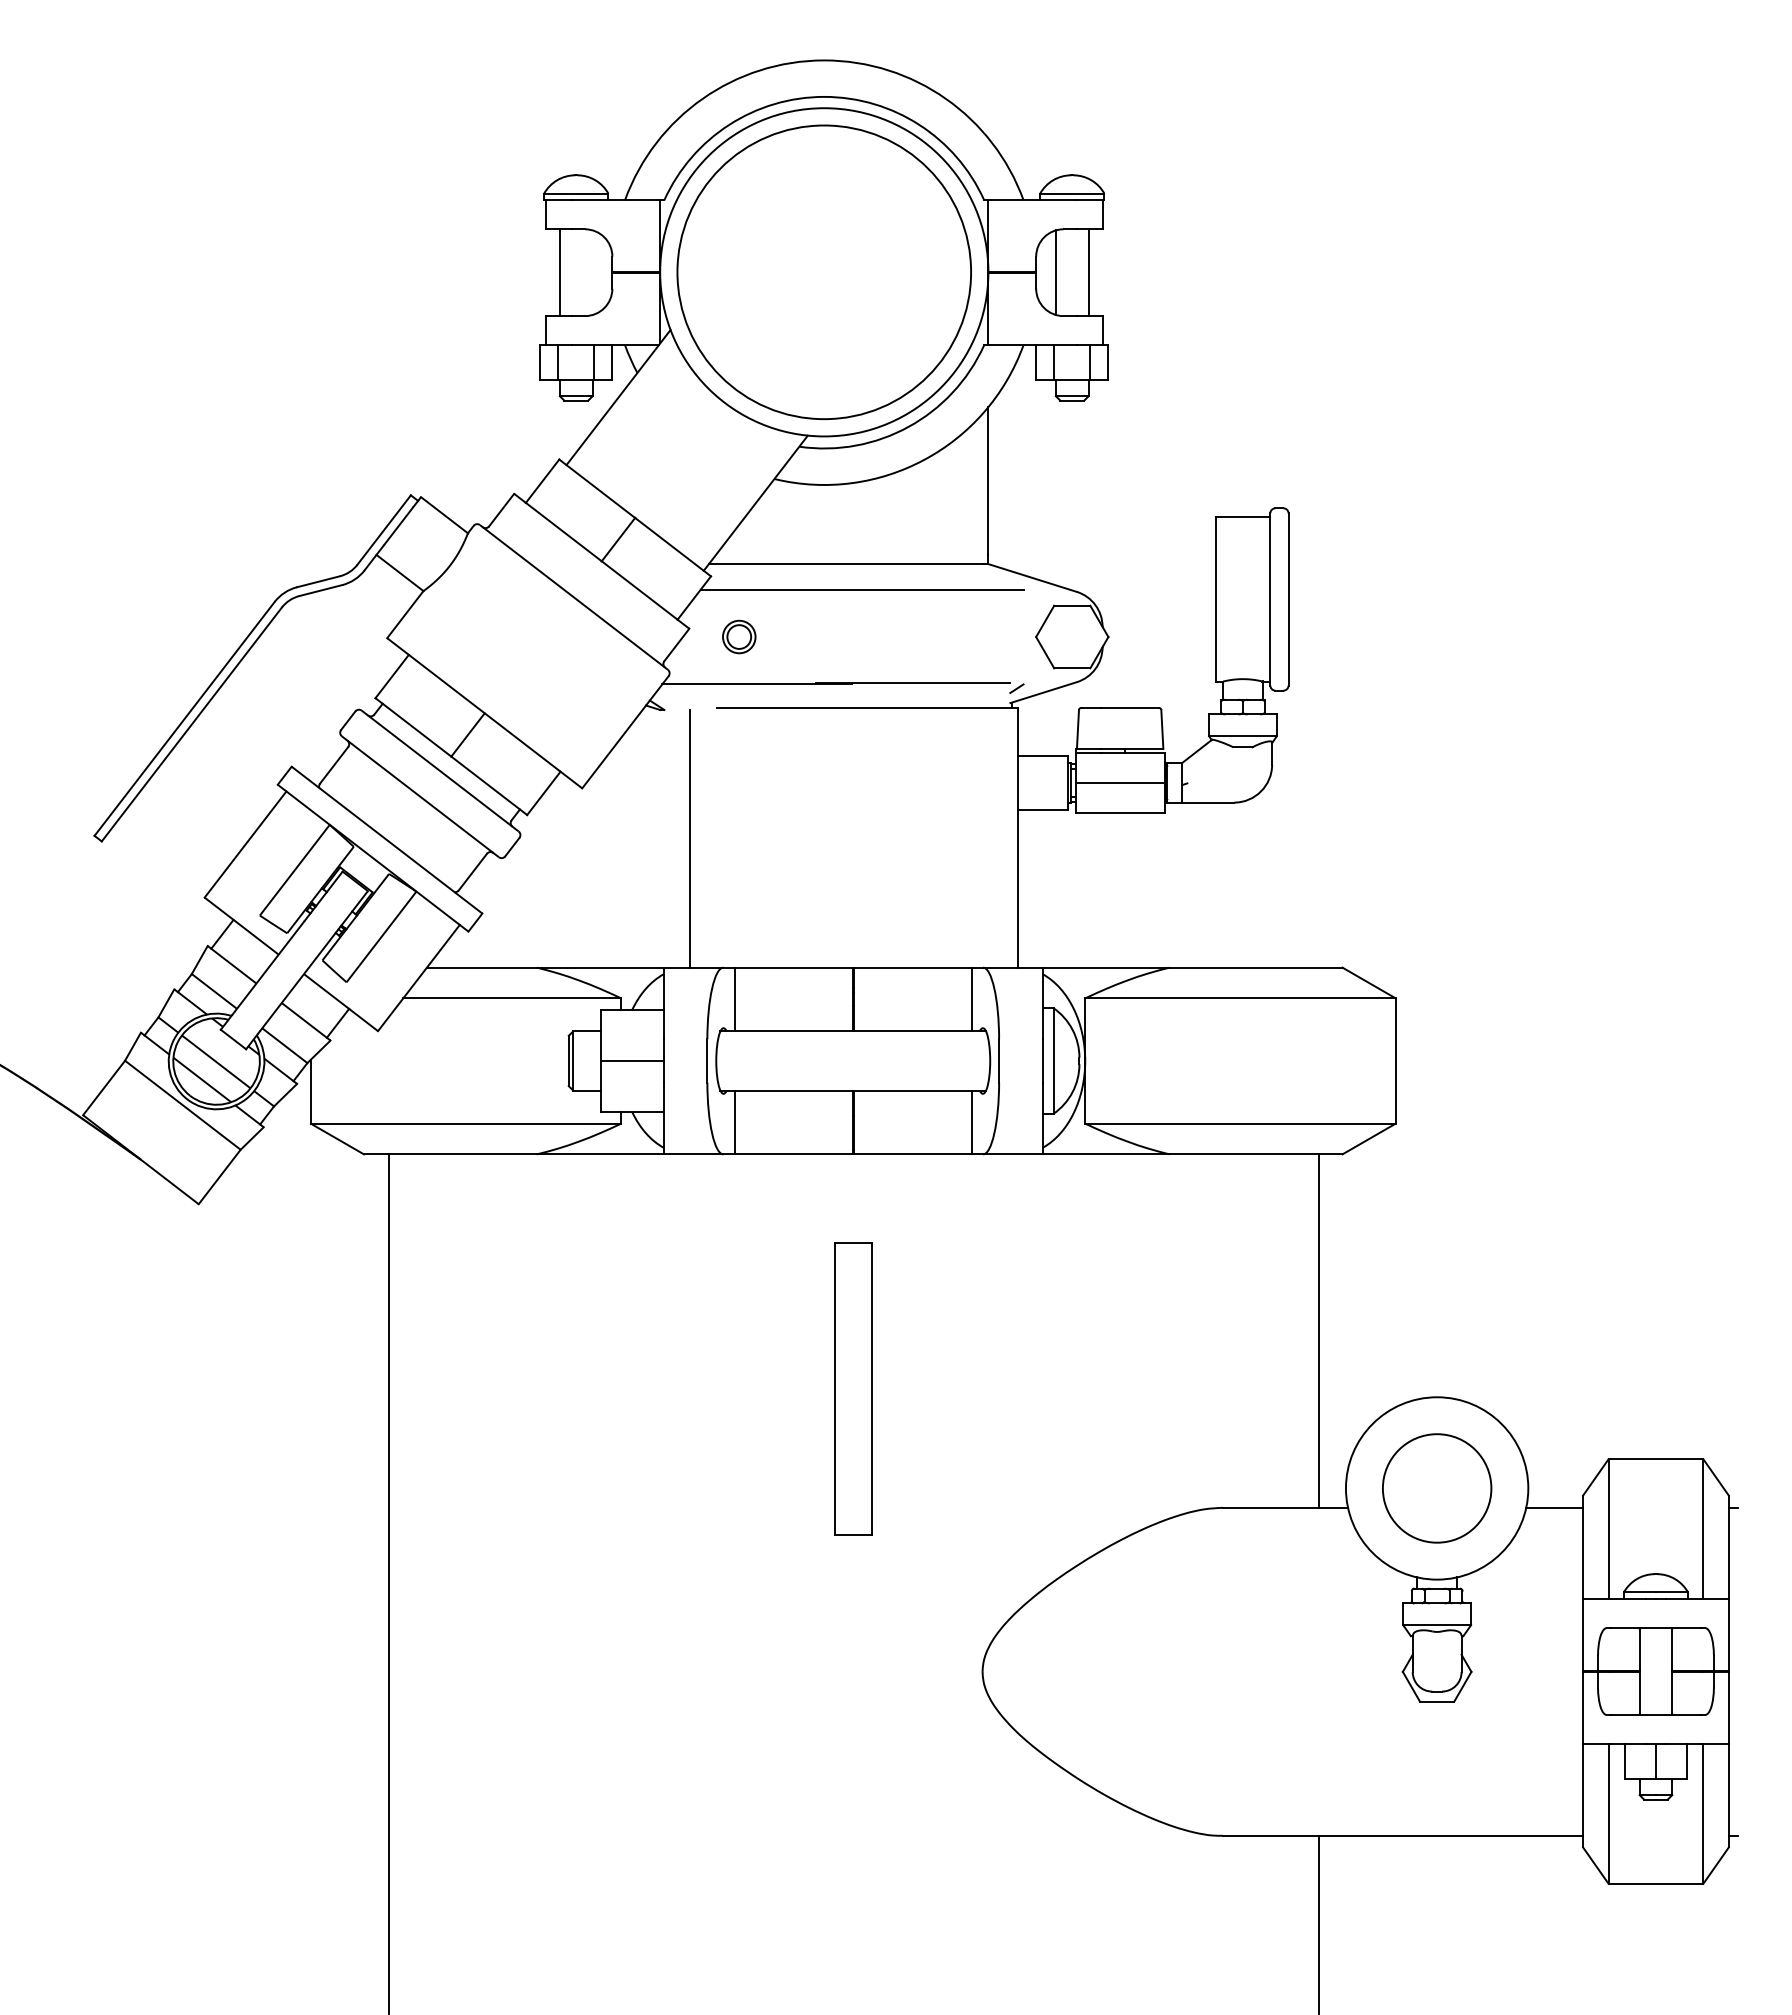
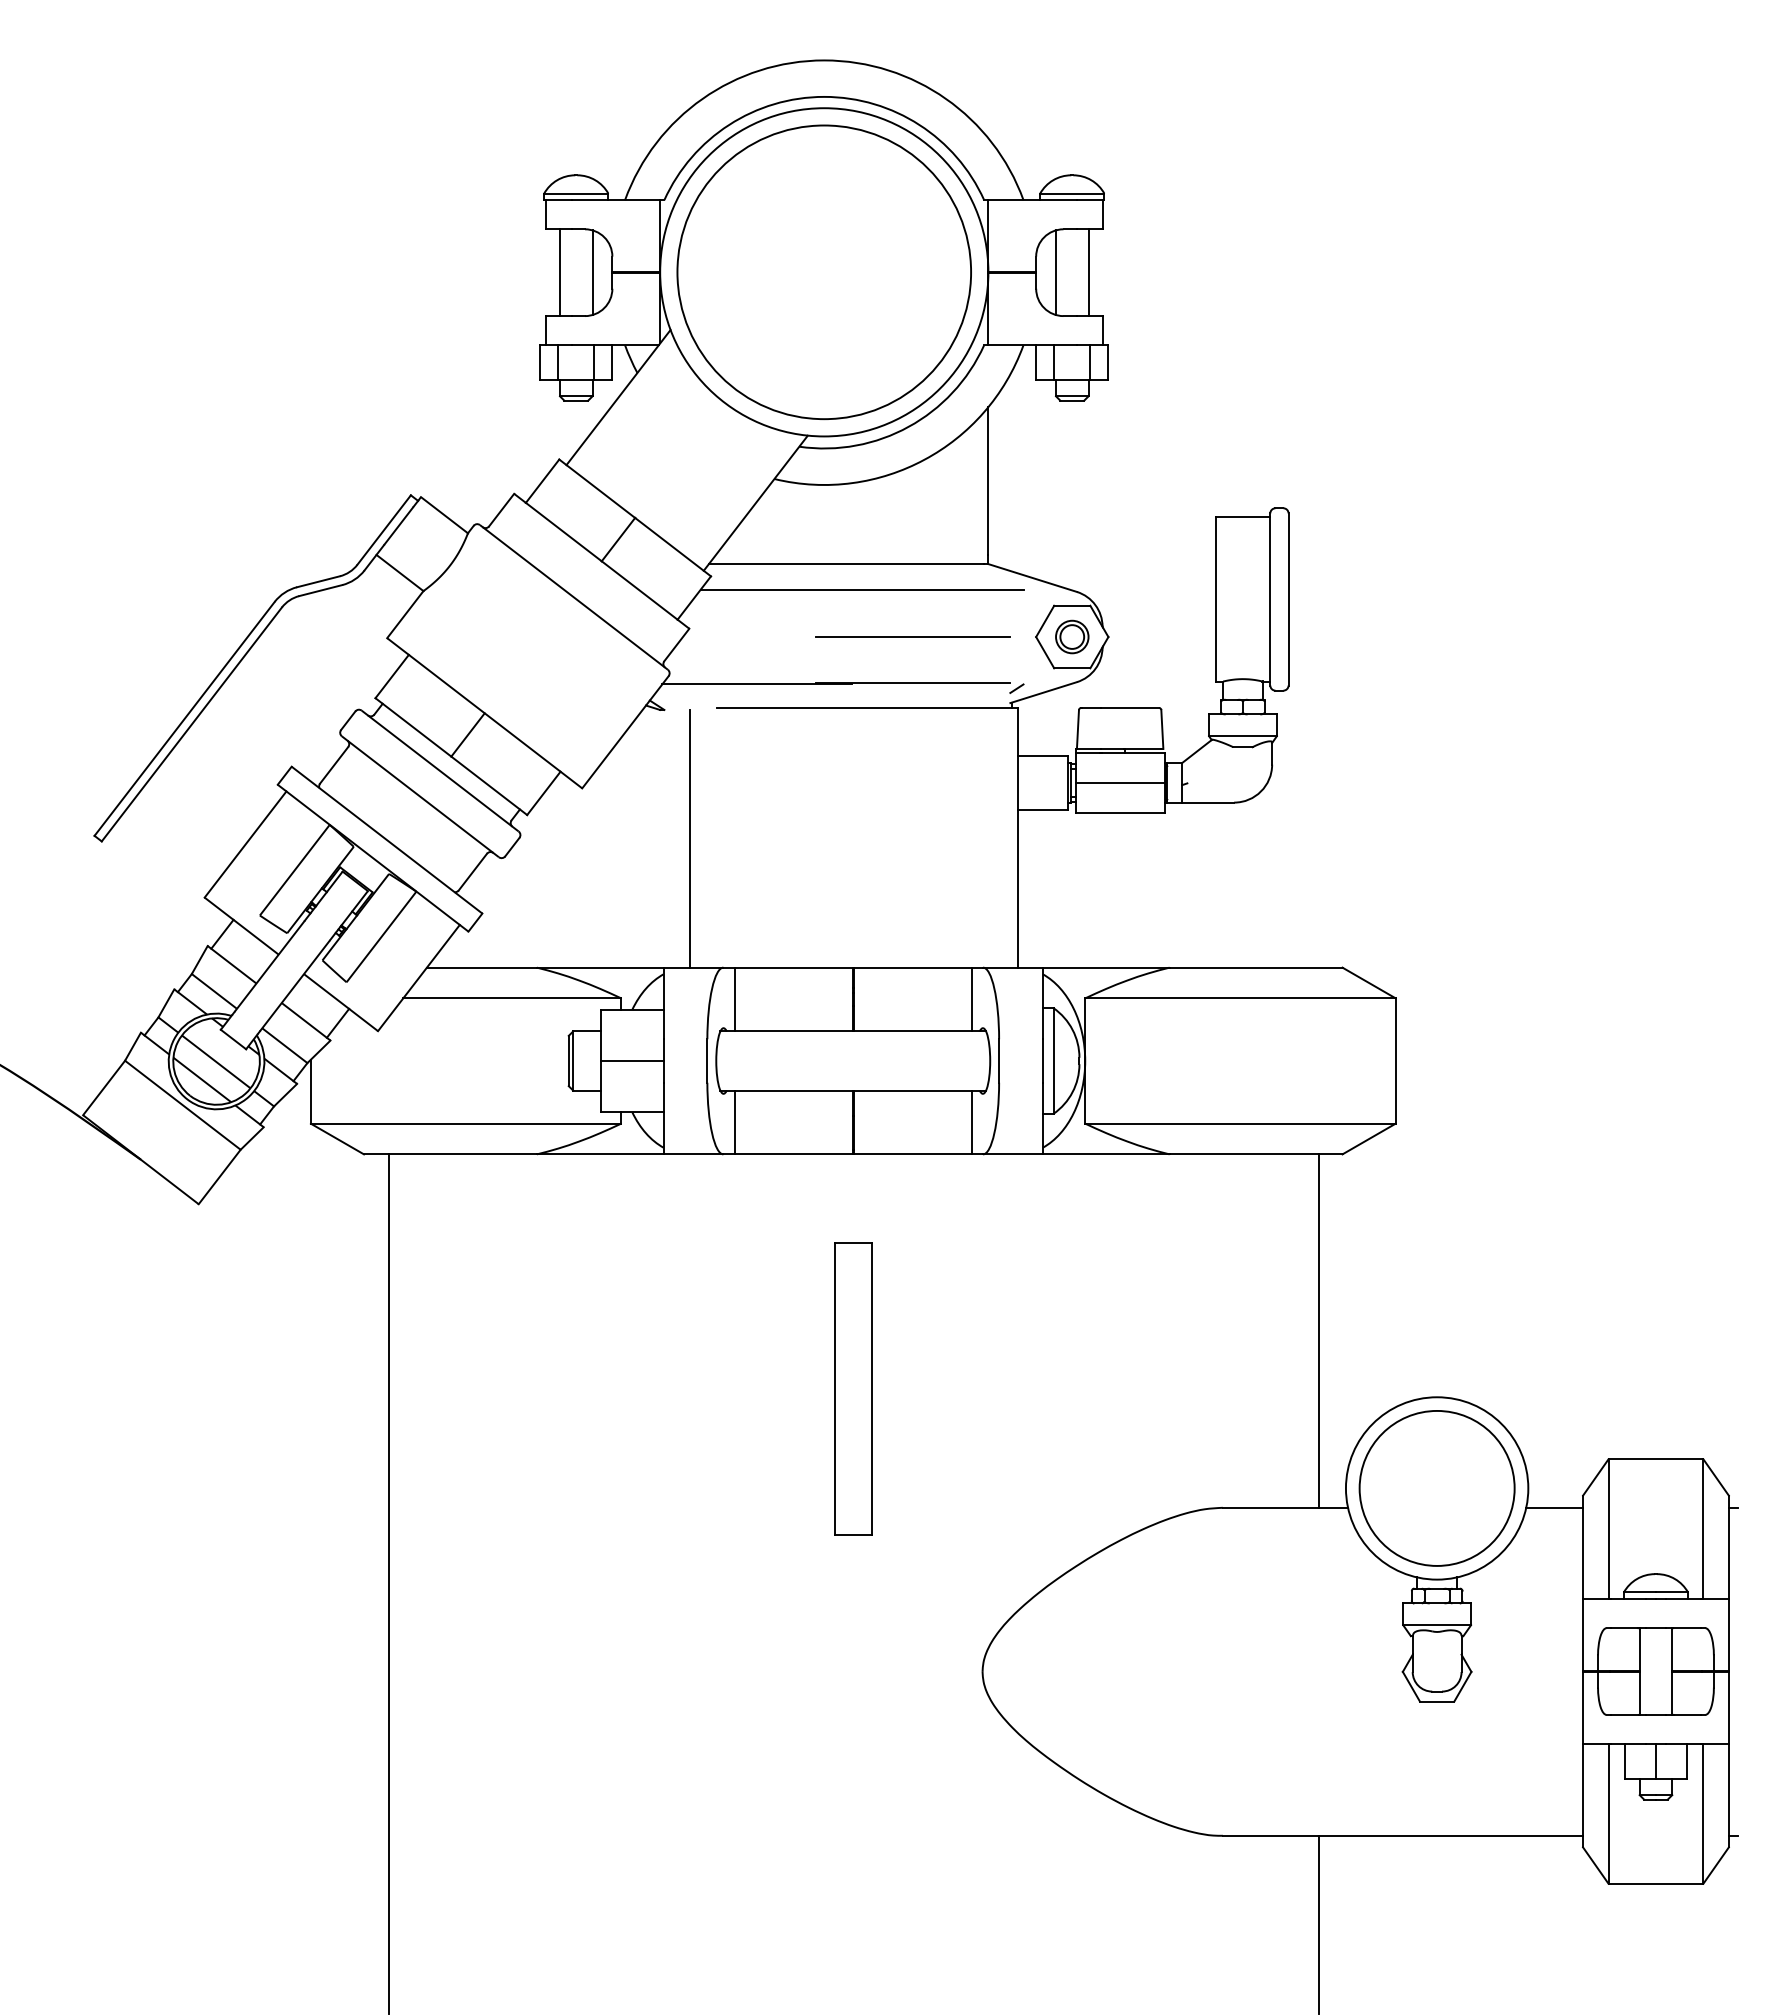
line: none -> present (592, 272)
part position: (739, 636) -> (1072, 636) (1072, 636)
line: none -> present (912, 636)
circle diameter: 108 px -> 155 px (1436, 1487)
